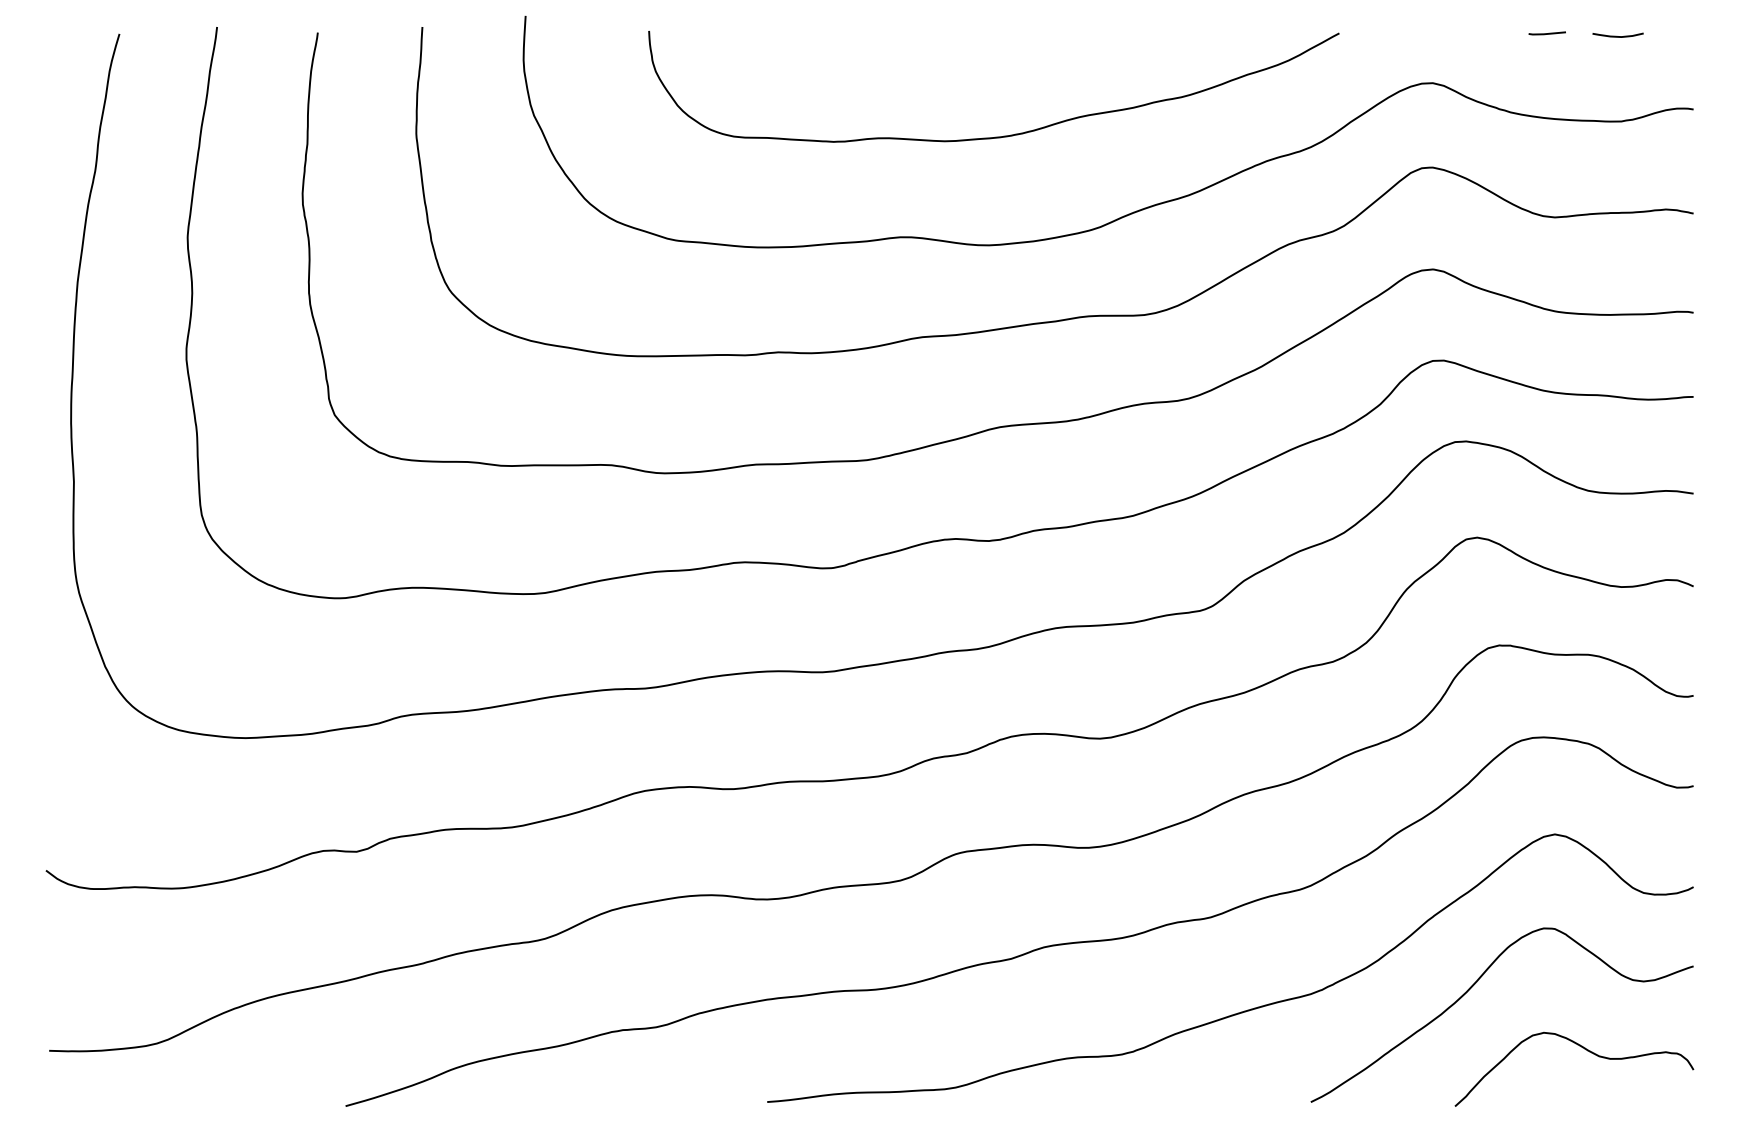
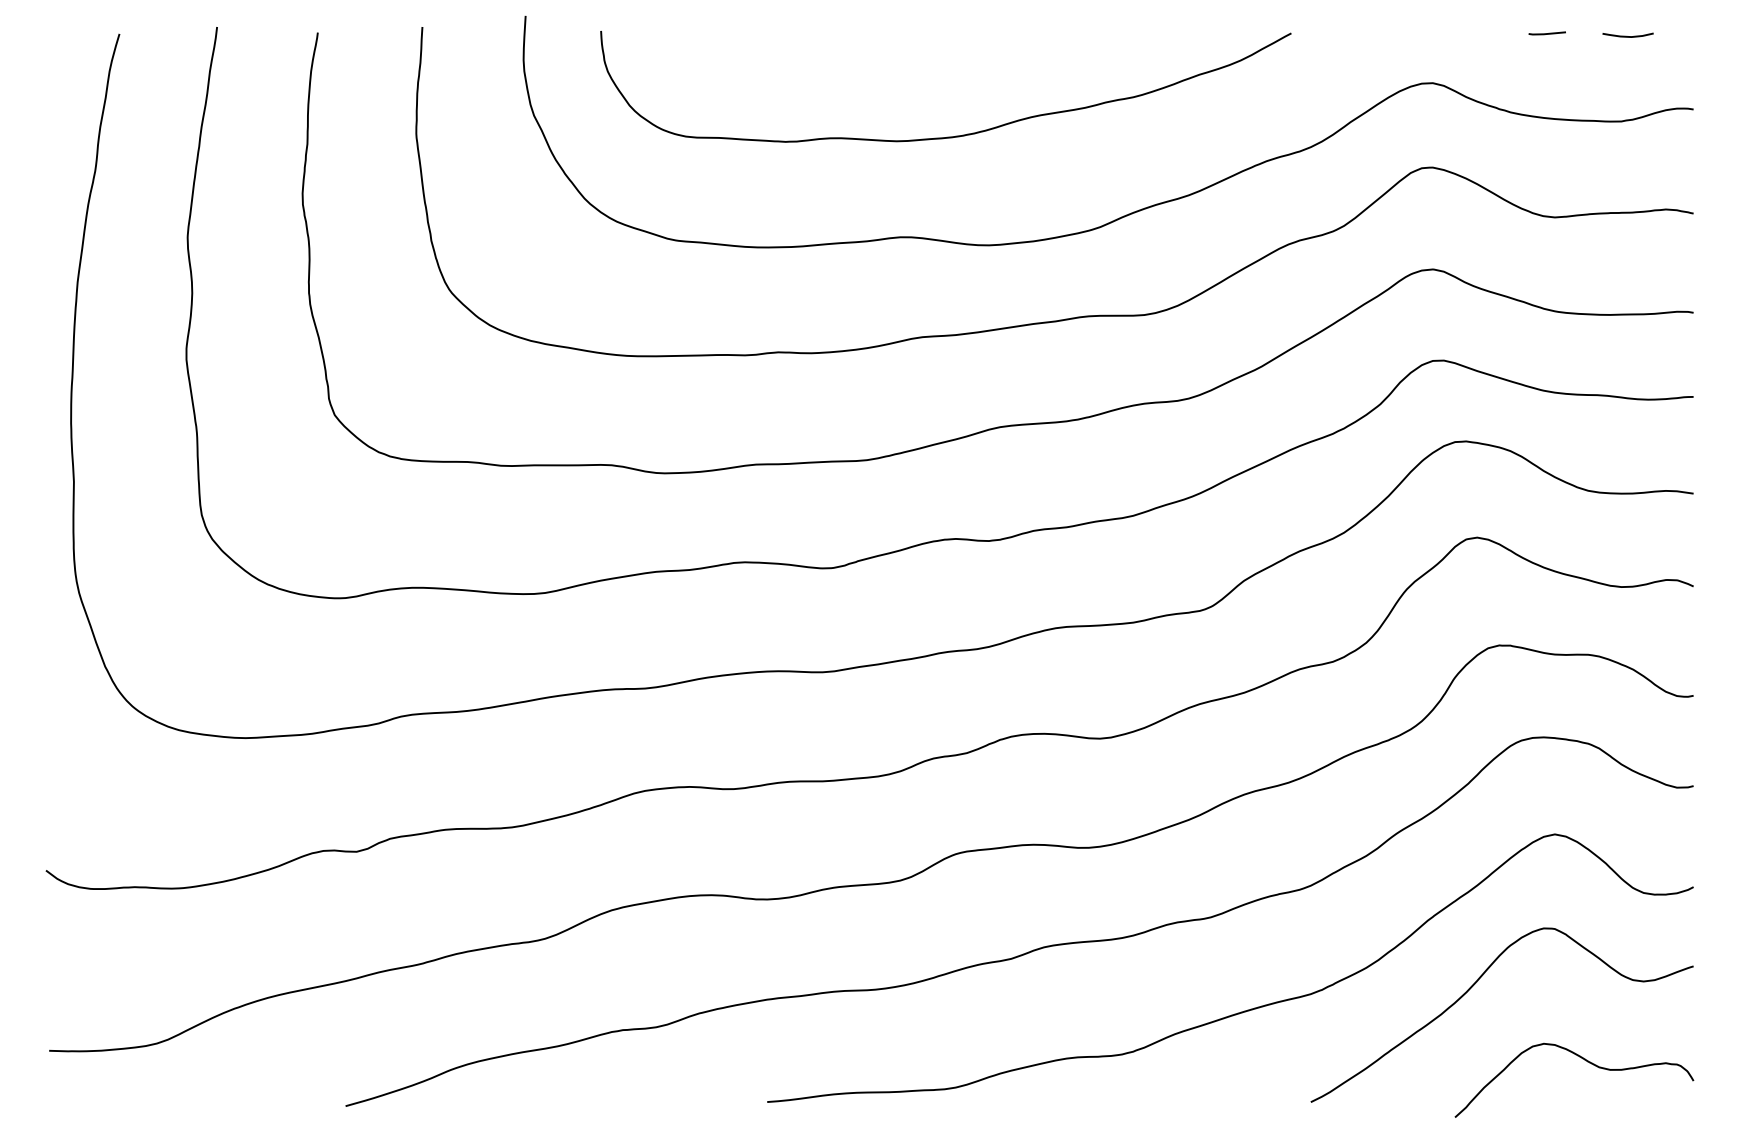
curve position: (1616, 35) -> (1626, 35) (1626, 35)
curve position: (1003, 135) -> (955, 135) (955, 135)
curve position: (1587, 1051) -> (1587, 1062) (1587, 1062)
